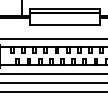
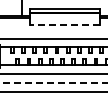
line: solid -> dashed (65, 24)
line: solid -> dashed (53, 82)
